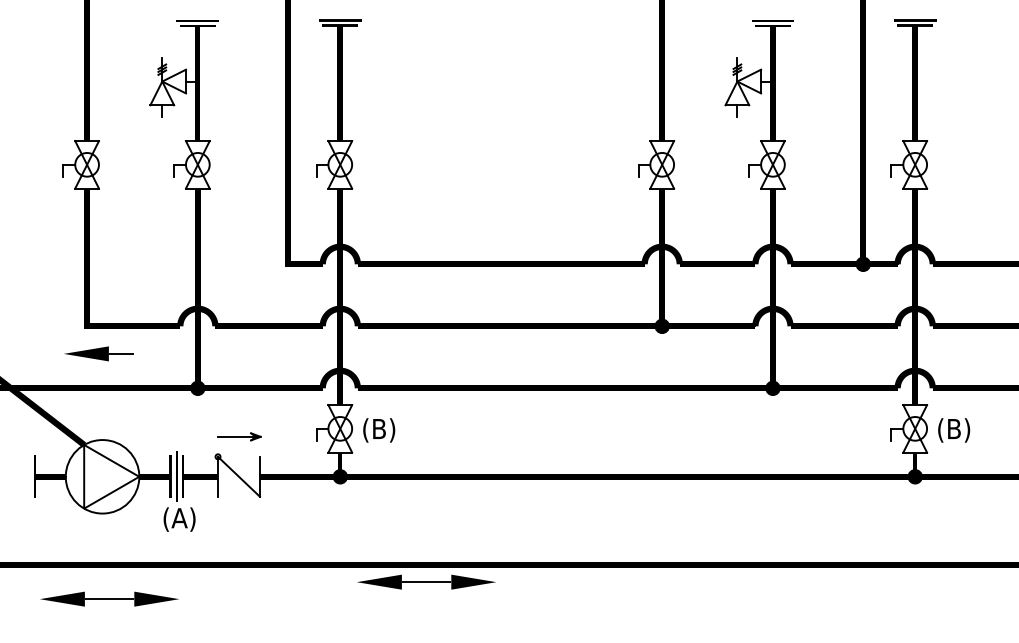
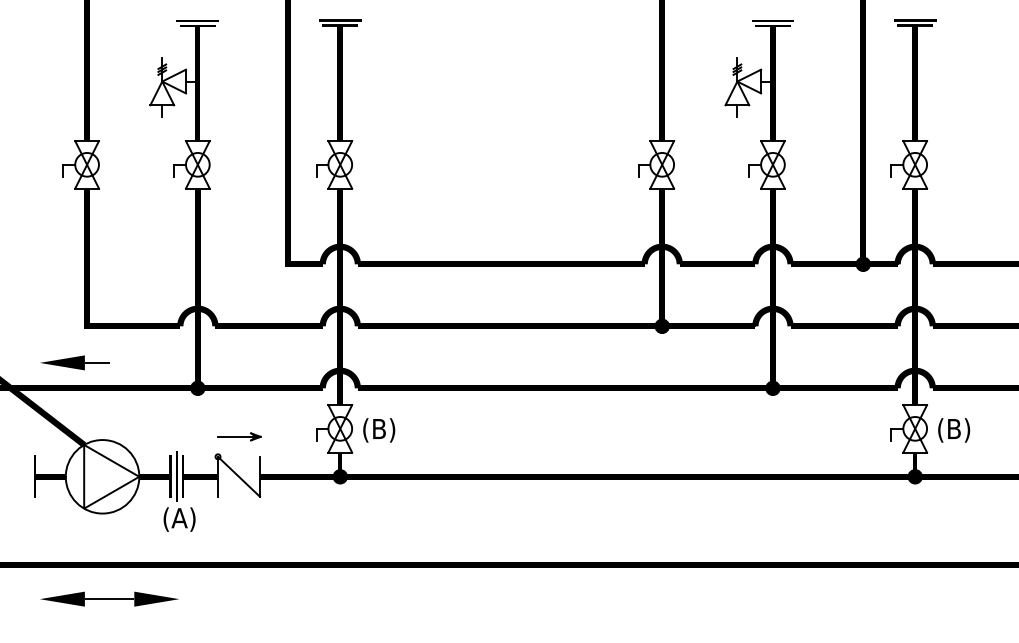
part position: (98, 353) -> (74, 362) (74, 362)
part: present -> none (426, 581)
